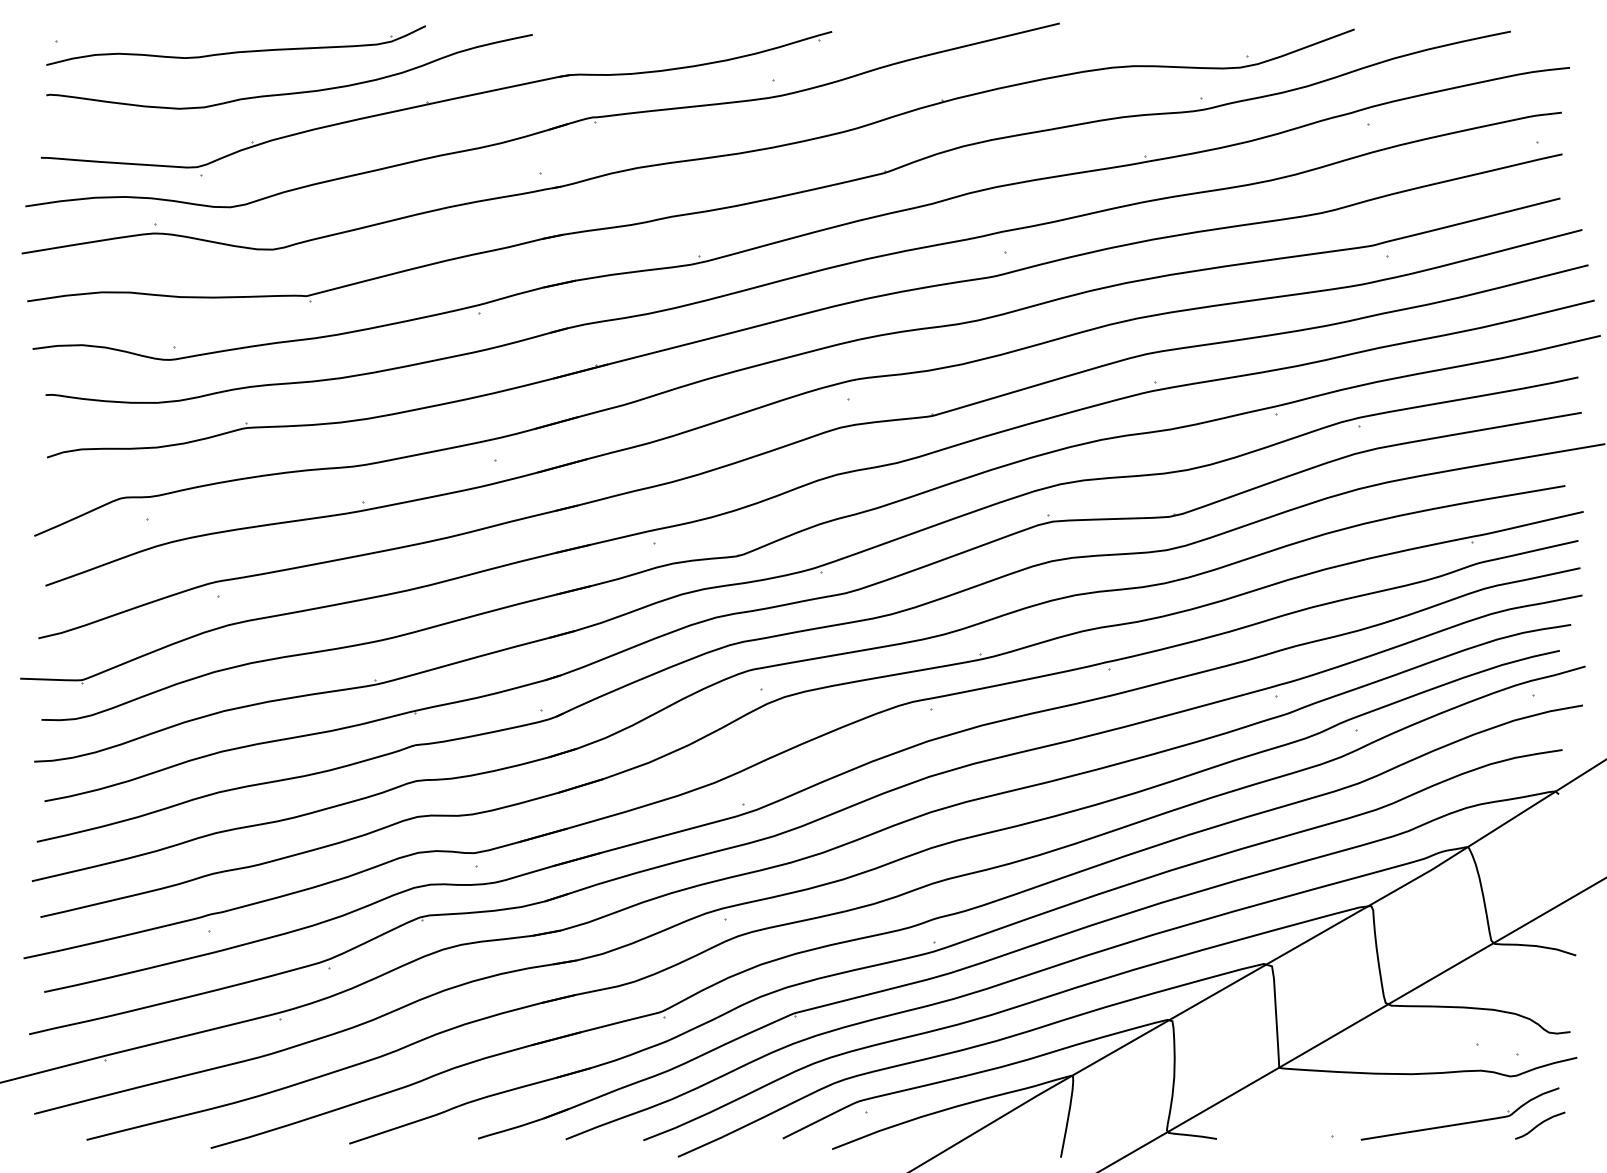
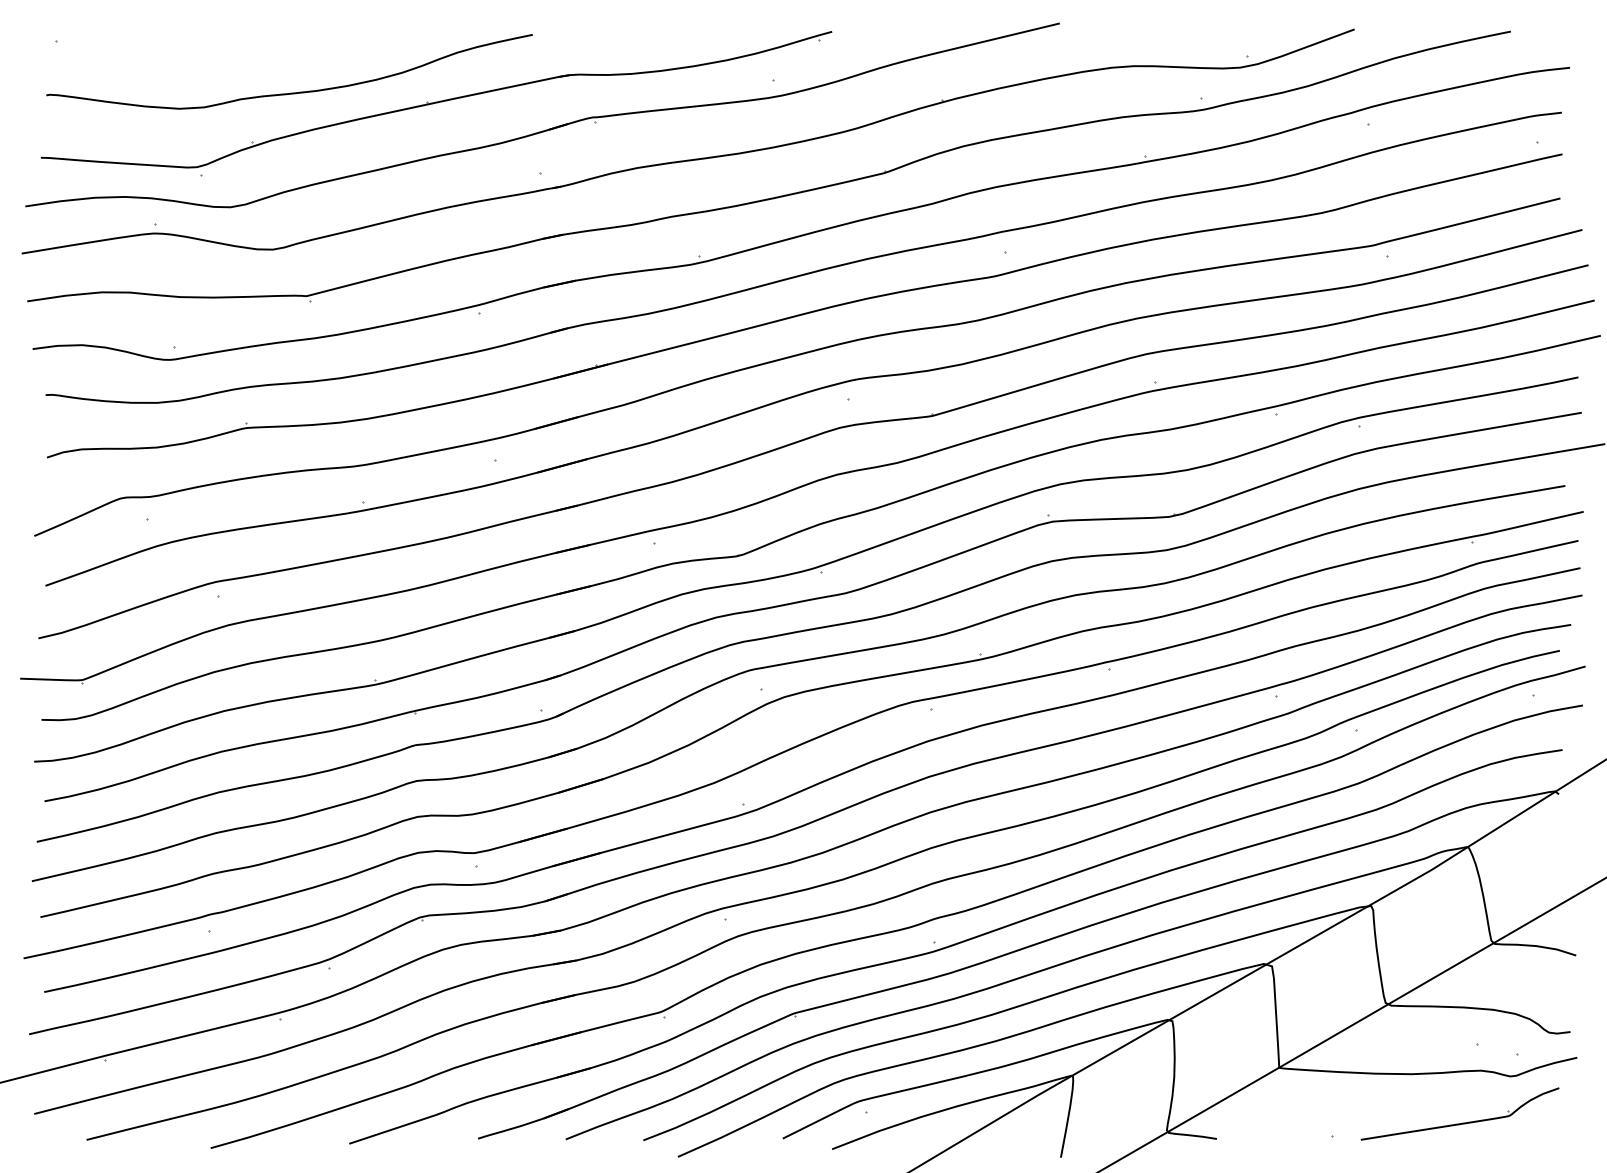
part: present -> none (235, 45)
curve: present -> none (1540, 1124)
